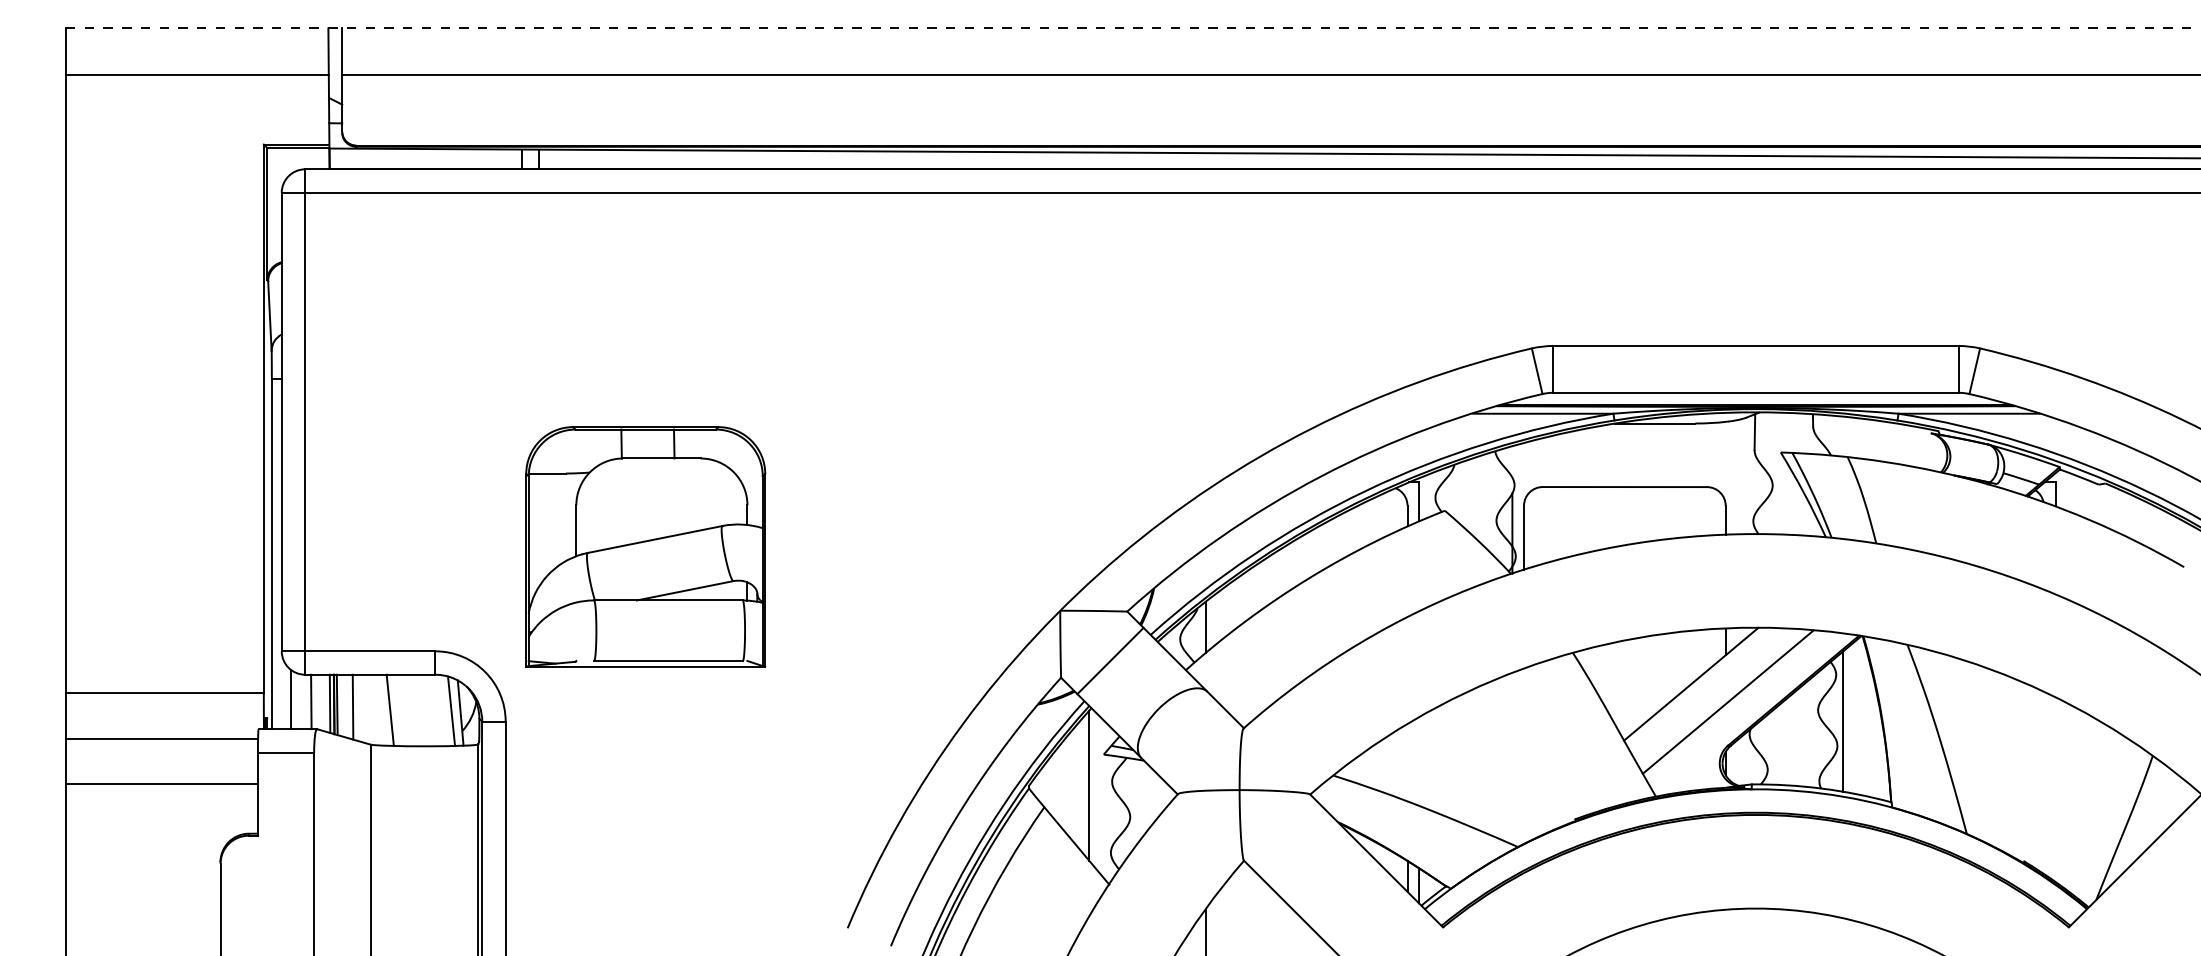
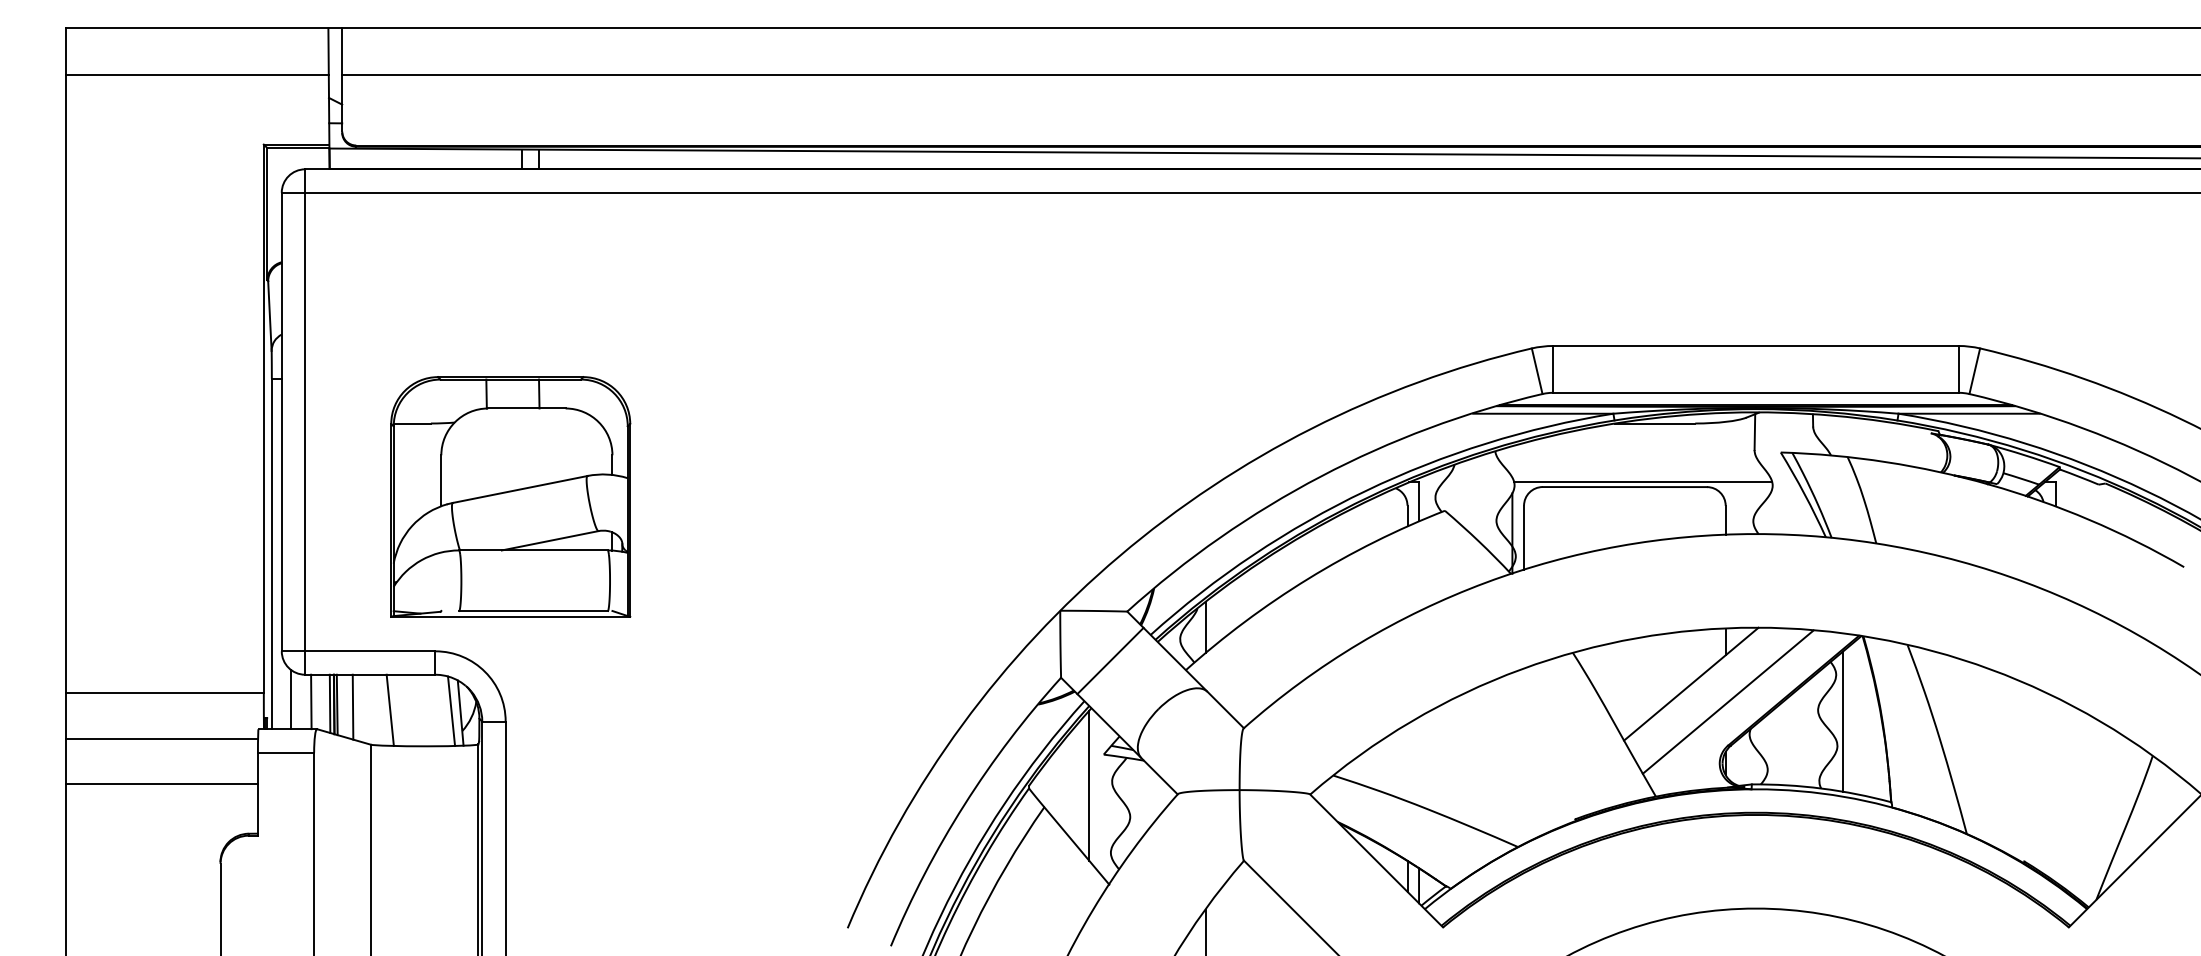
line: dashed -> solid (1133, 28)
line: none -> present (1643, 482)
part position: (645, 546) -> (510, 496) (510, 496)
